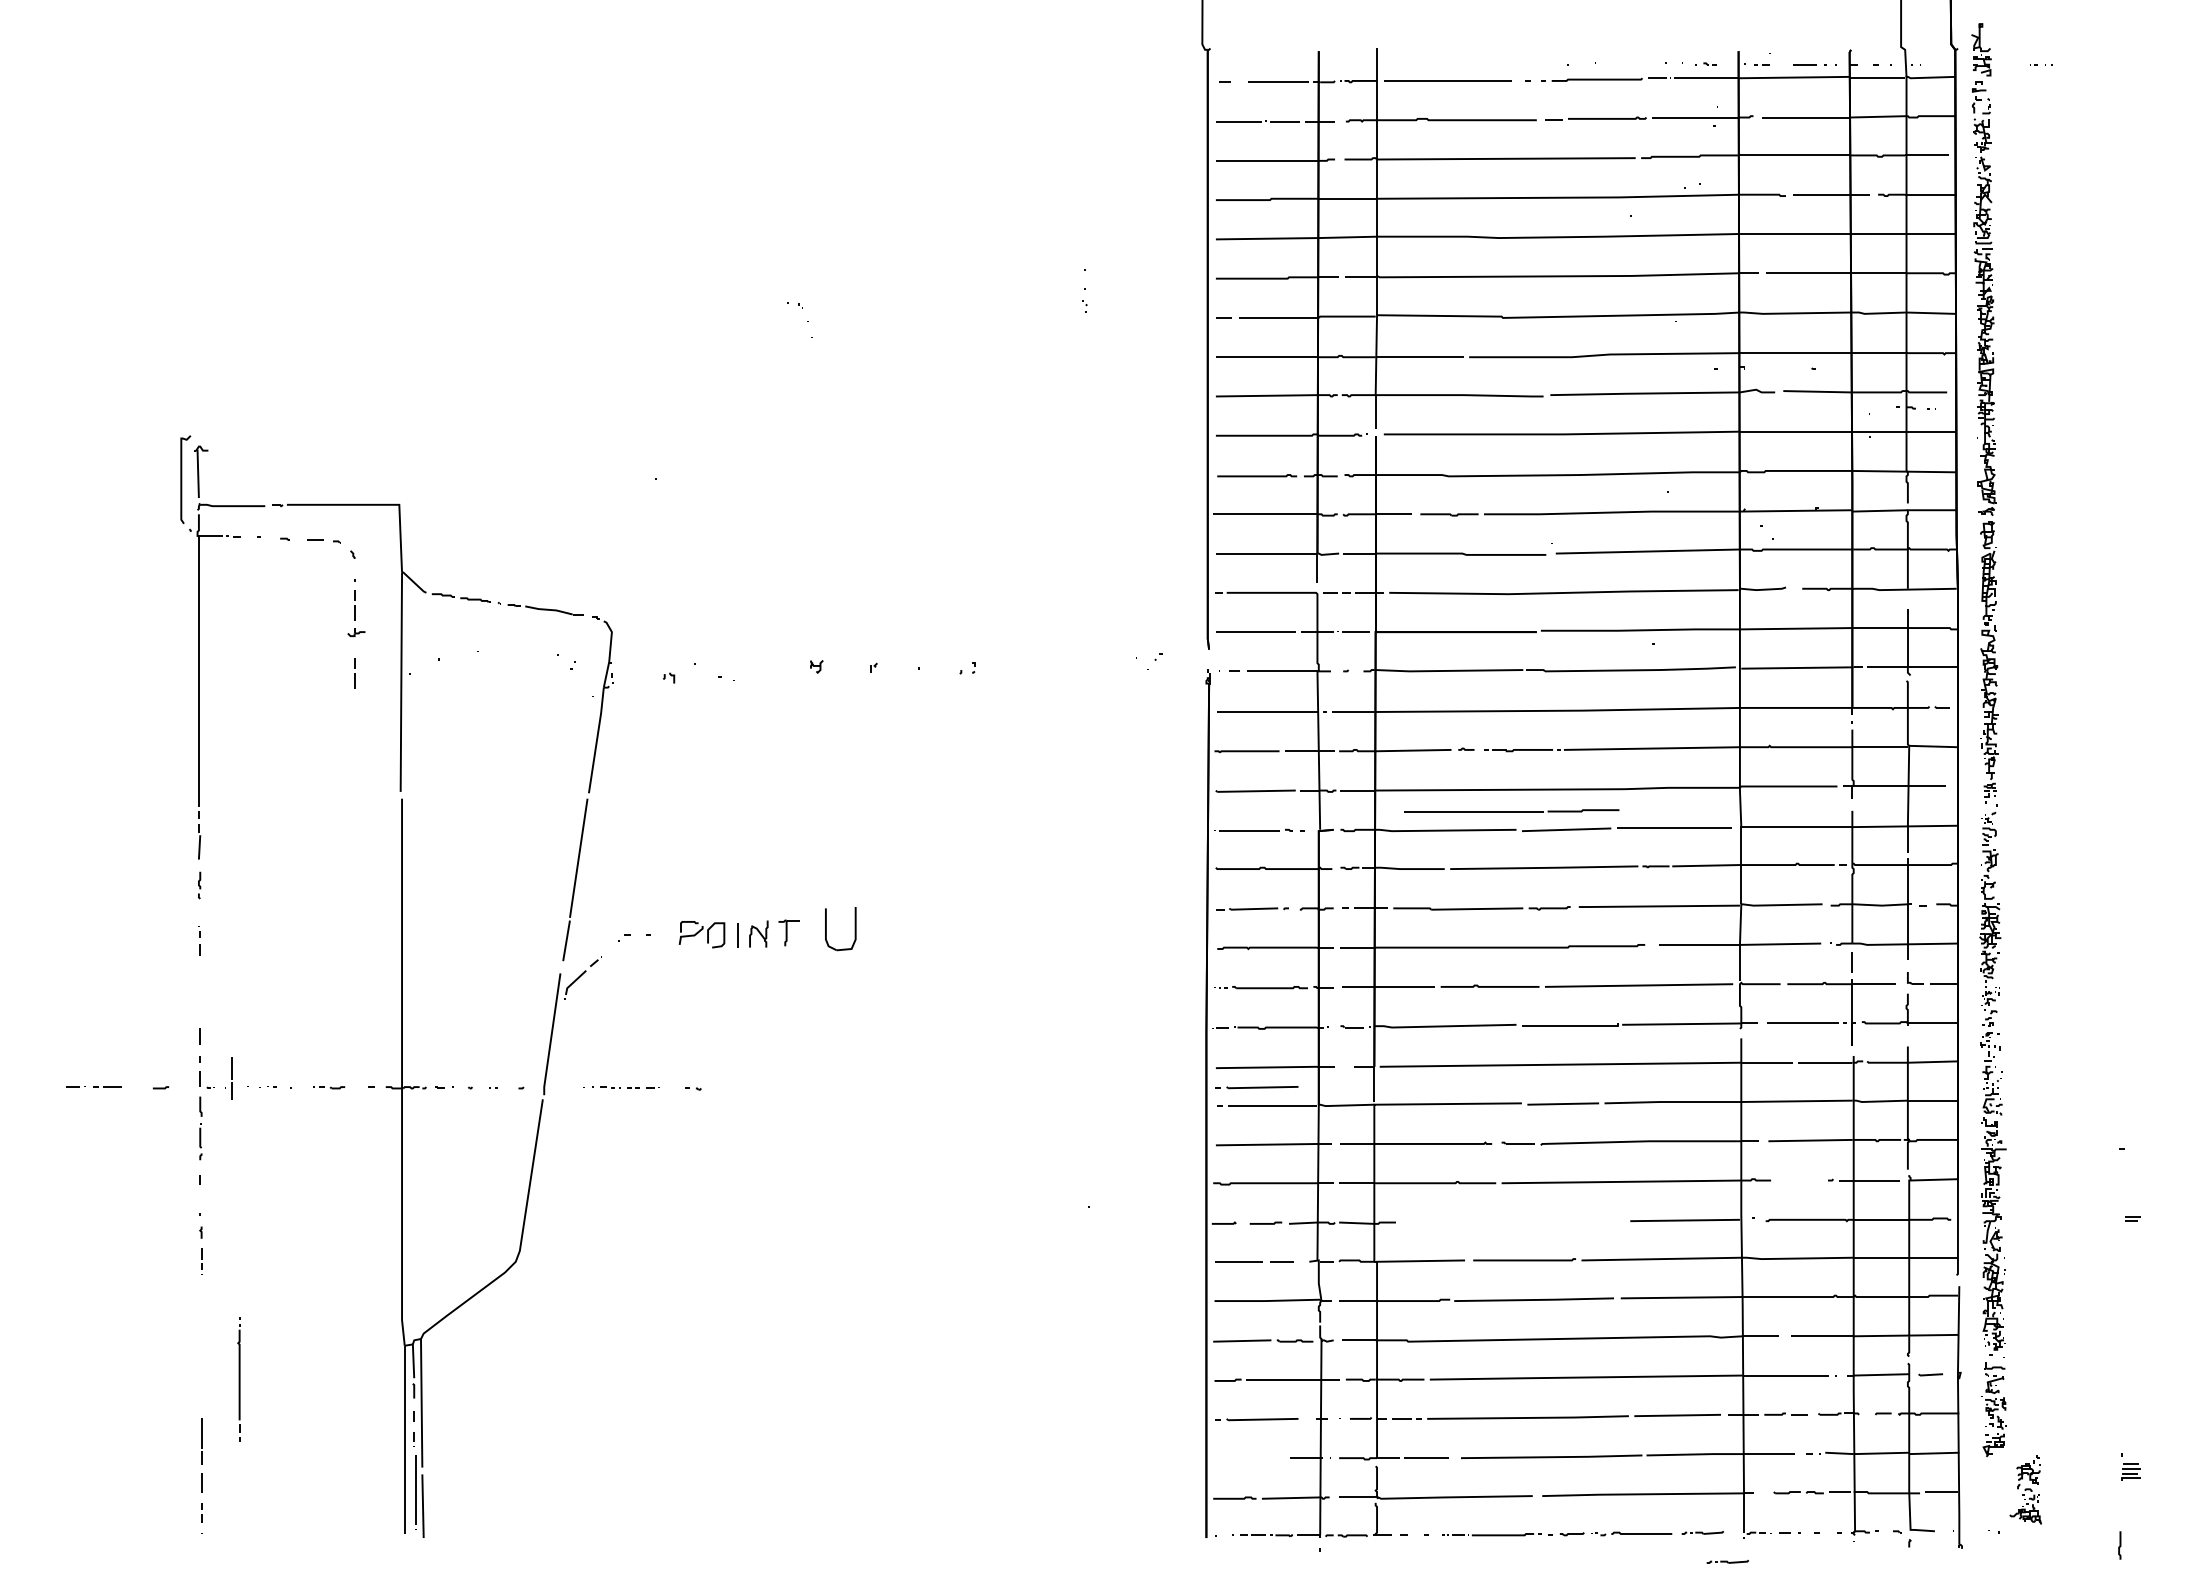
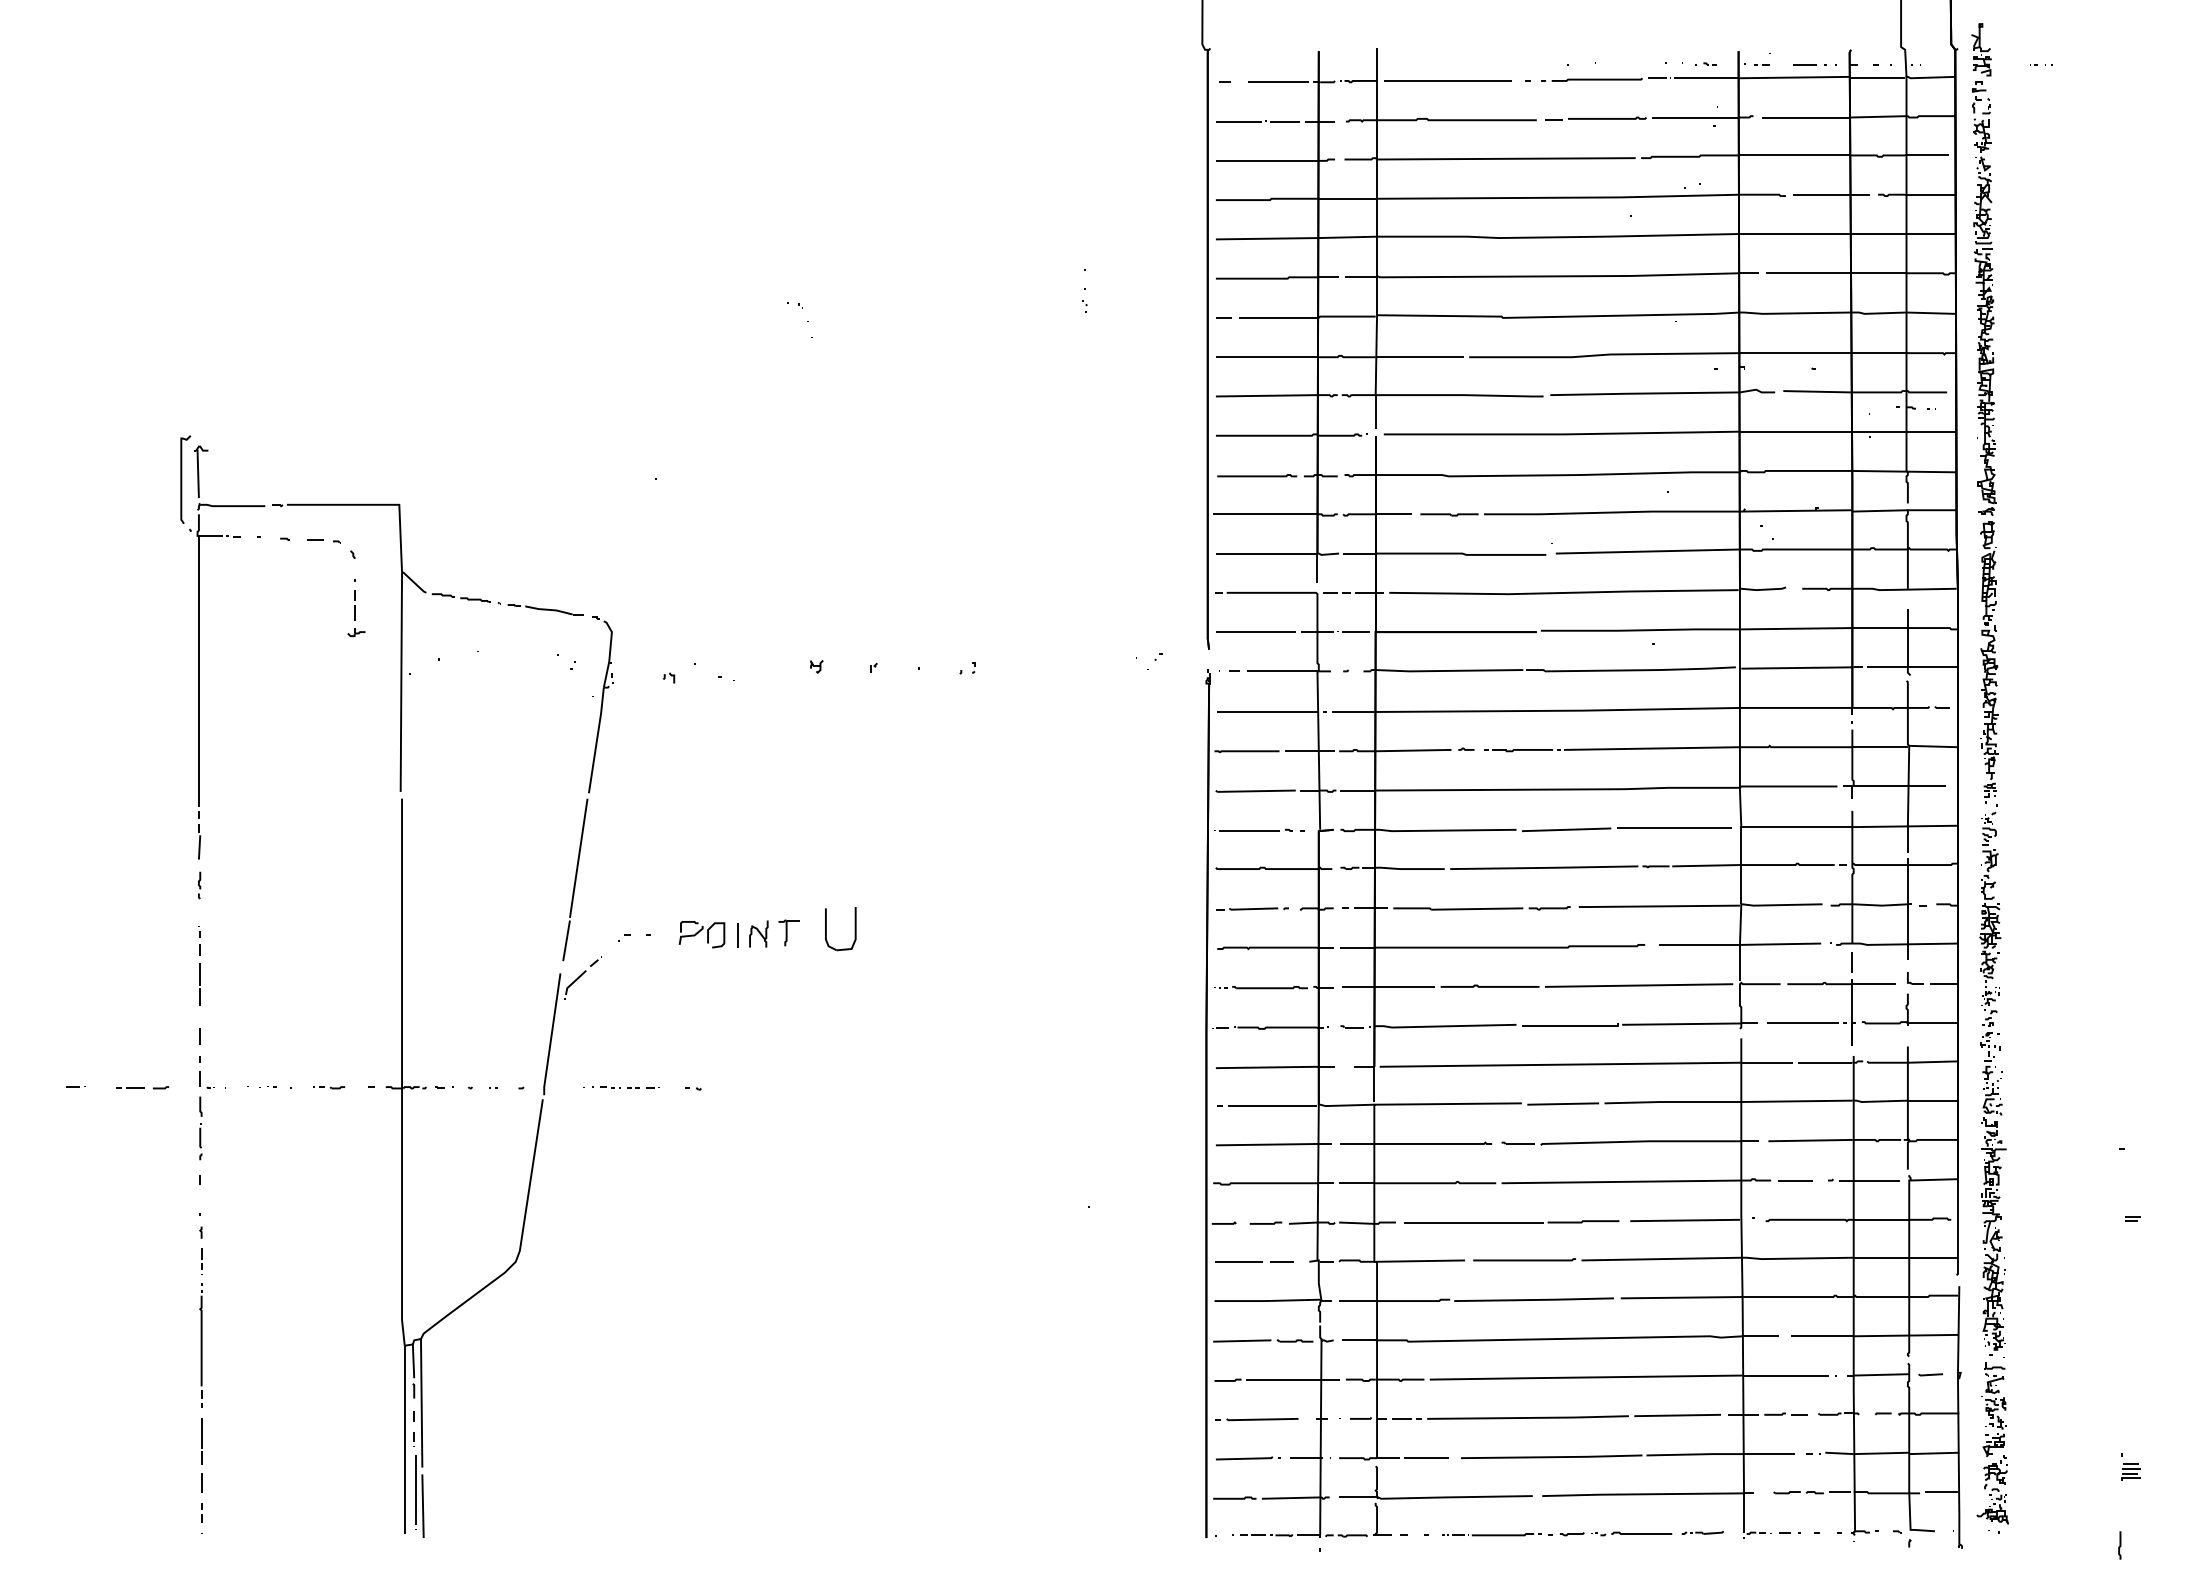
line: present -> none (354, 673)
part position: (1511, 810) -> (1511, 1221) (1511, 1221)
line position: (231, 1078) -> (199, 984) (199, 984)
line position: (107, 1086) -> (130, 1087) (130, 1087)
part: present -> none (1256, 1087)
line: none -> present (1795, 1180)
line position: (238, 1379) -> (200, 1345) (200, 1345)
line: none -> present (1248, 1458)
part position: (2025, 1489) -> (1992, 1489) (1992, 1489)
part: present -> none (1727, 1561)
